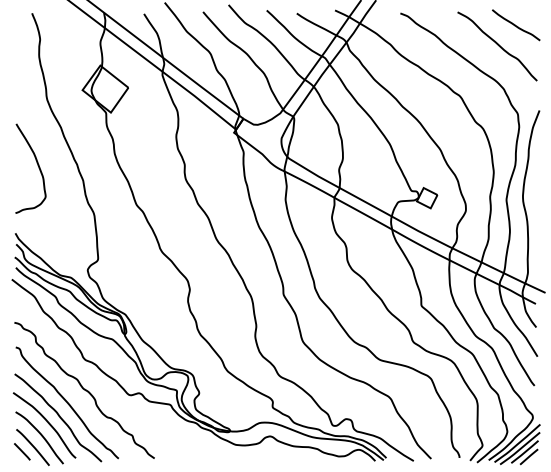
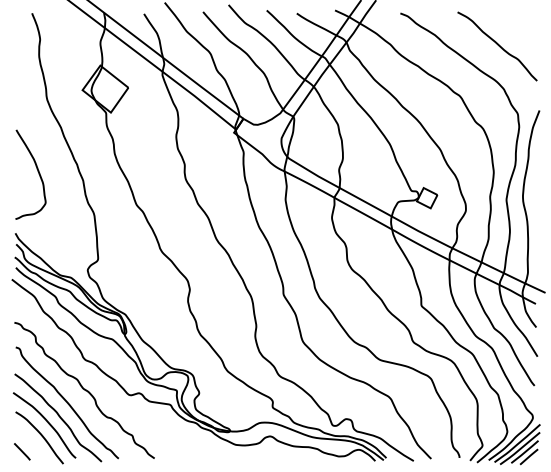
curve: present -> none (516, 25)
curve position: (37, 165) -> (37, 171) (37, 171)
line: present -> none (32, 446)
